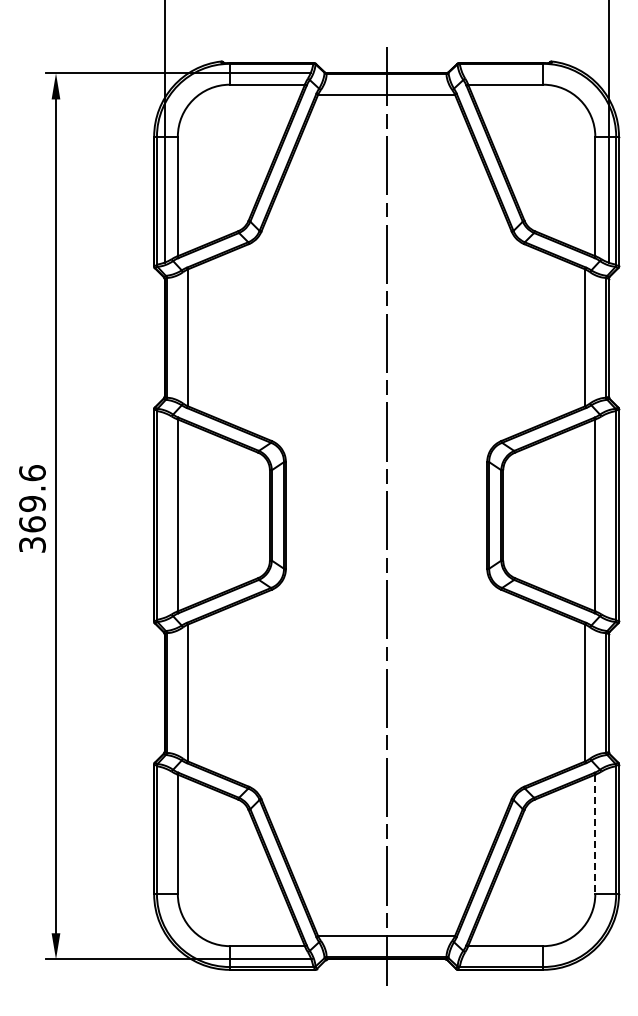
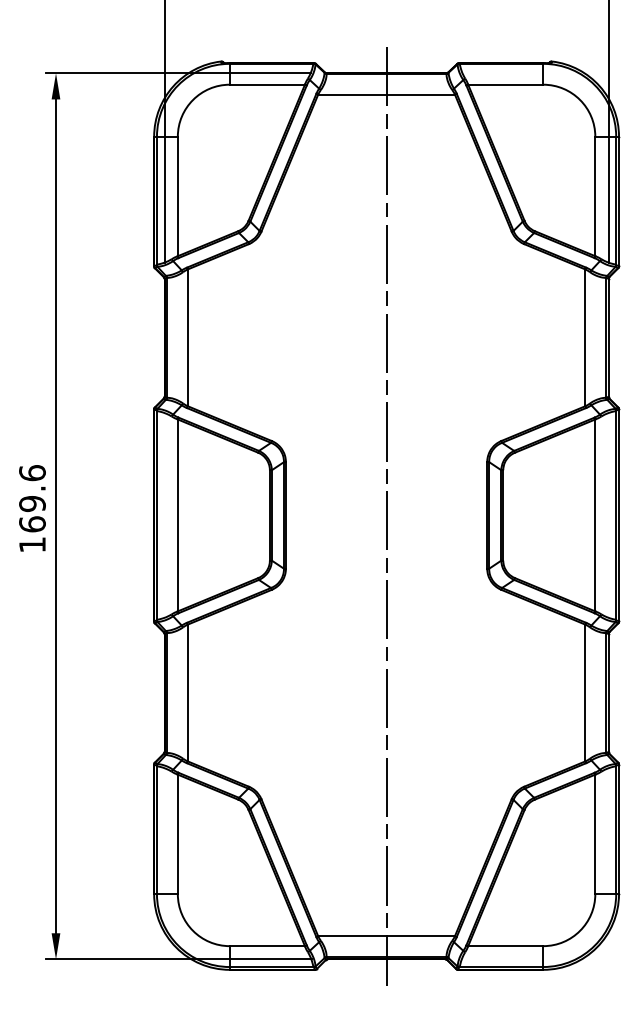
text: 369.6 -> 169.6 (32, 544)
line: dashed -> solid (595, 834)
